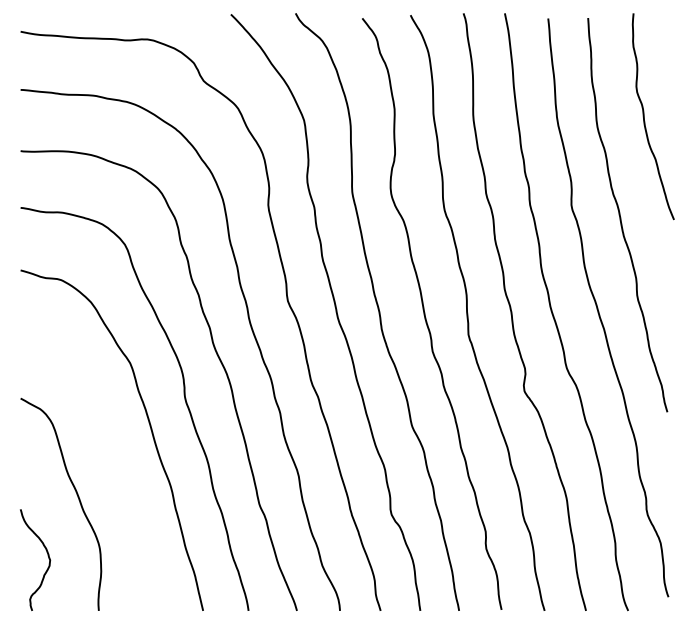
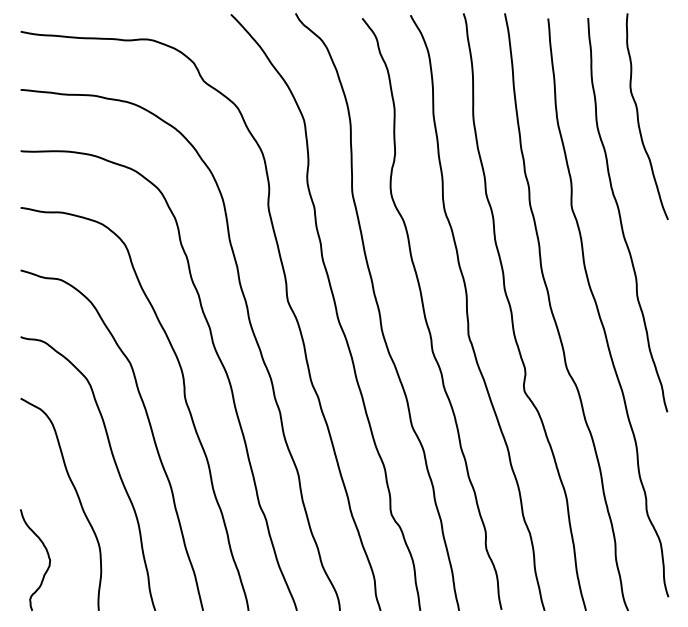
curve position: (644, 116) -> (638, 116) (638, 116)
curve: none -> present (114, 463)
